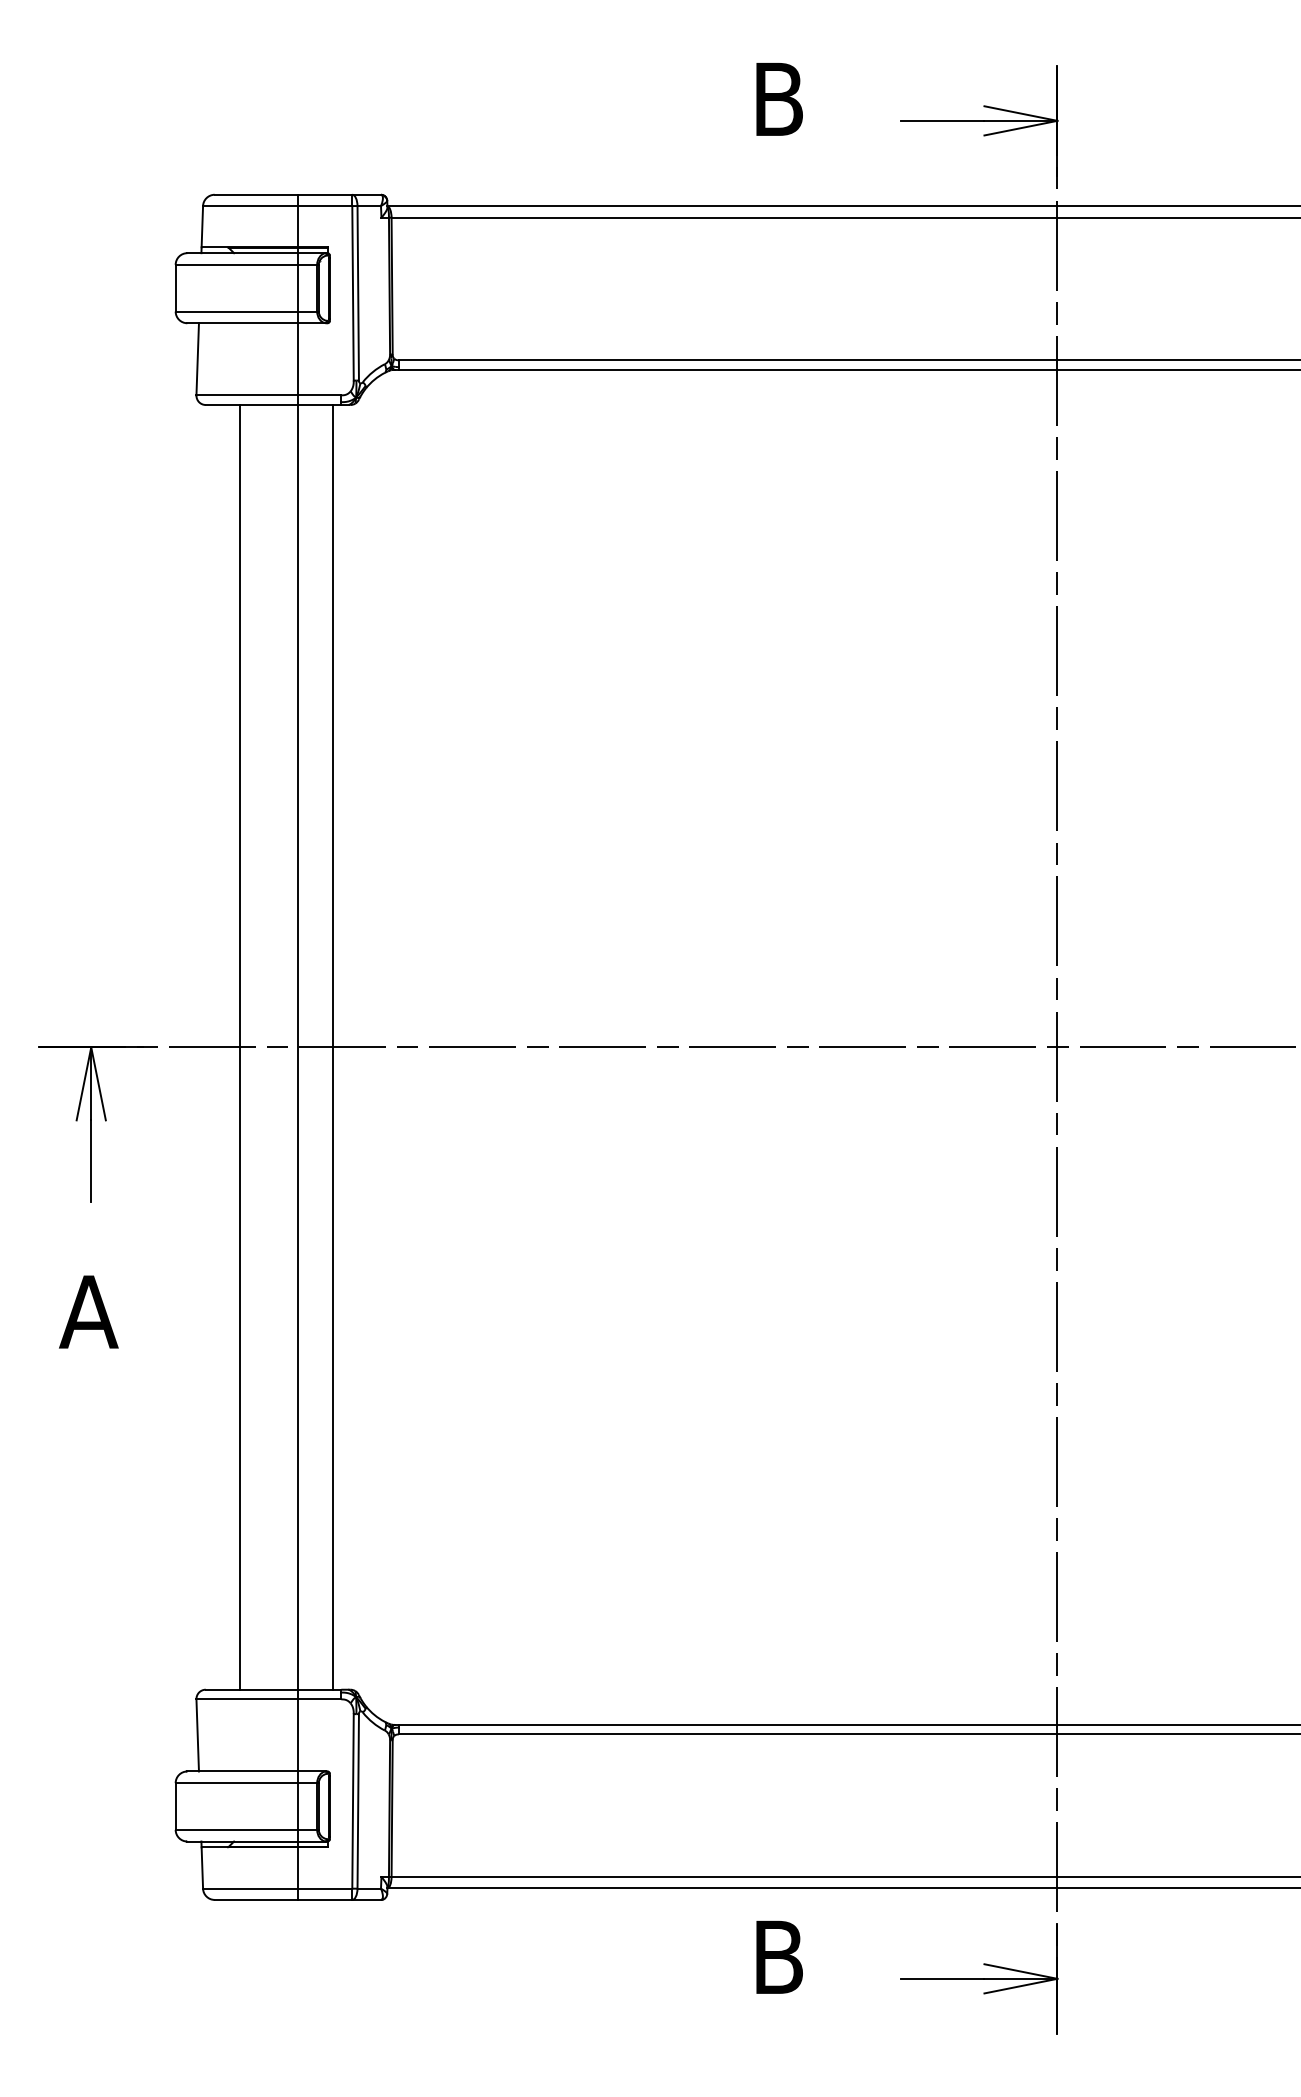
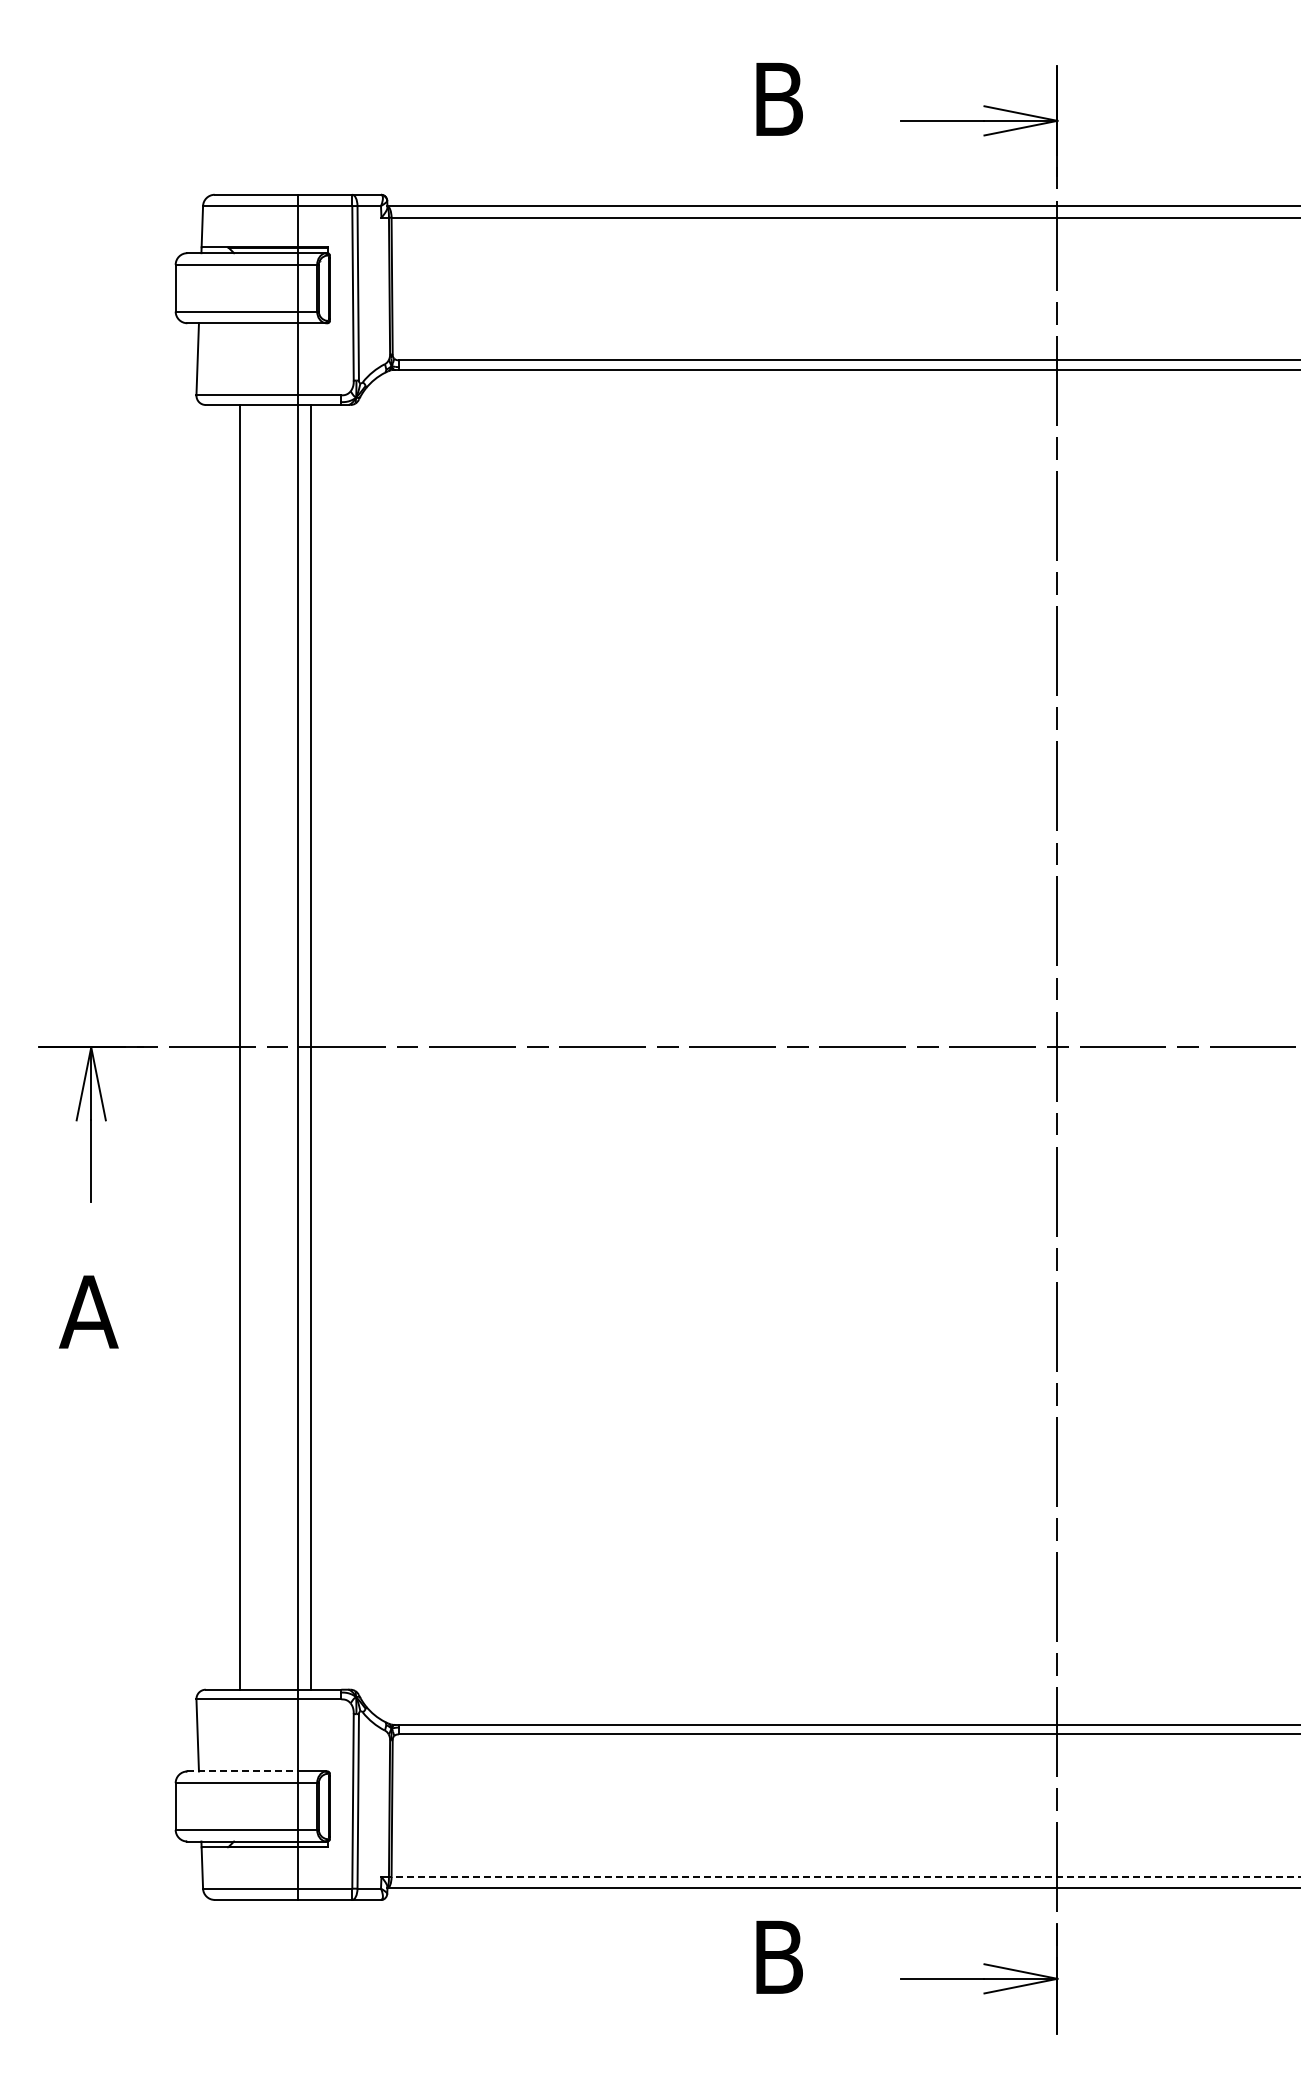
line position: (333, 1047) -> (311, 1047) (311, 1047)
line: solid -> dashed (243, 1771)
line: solid -> dashed (845, 1876)
